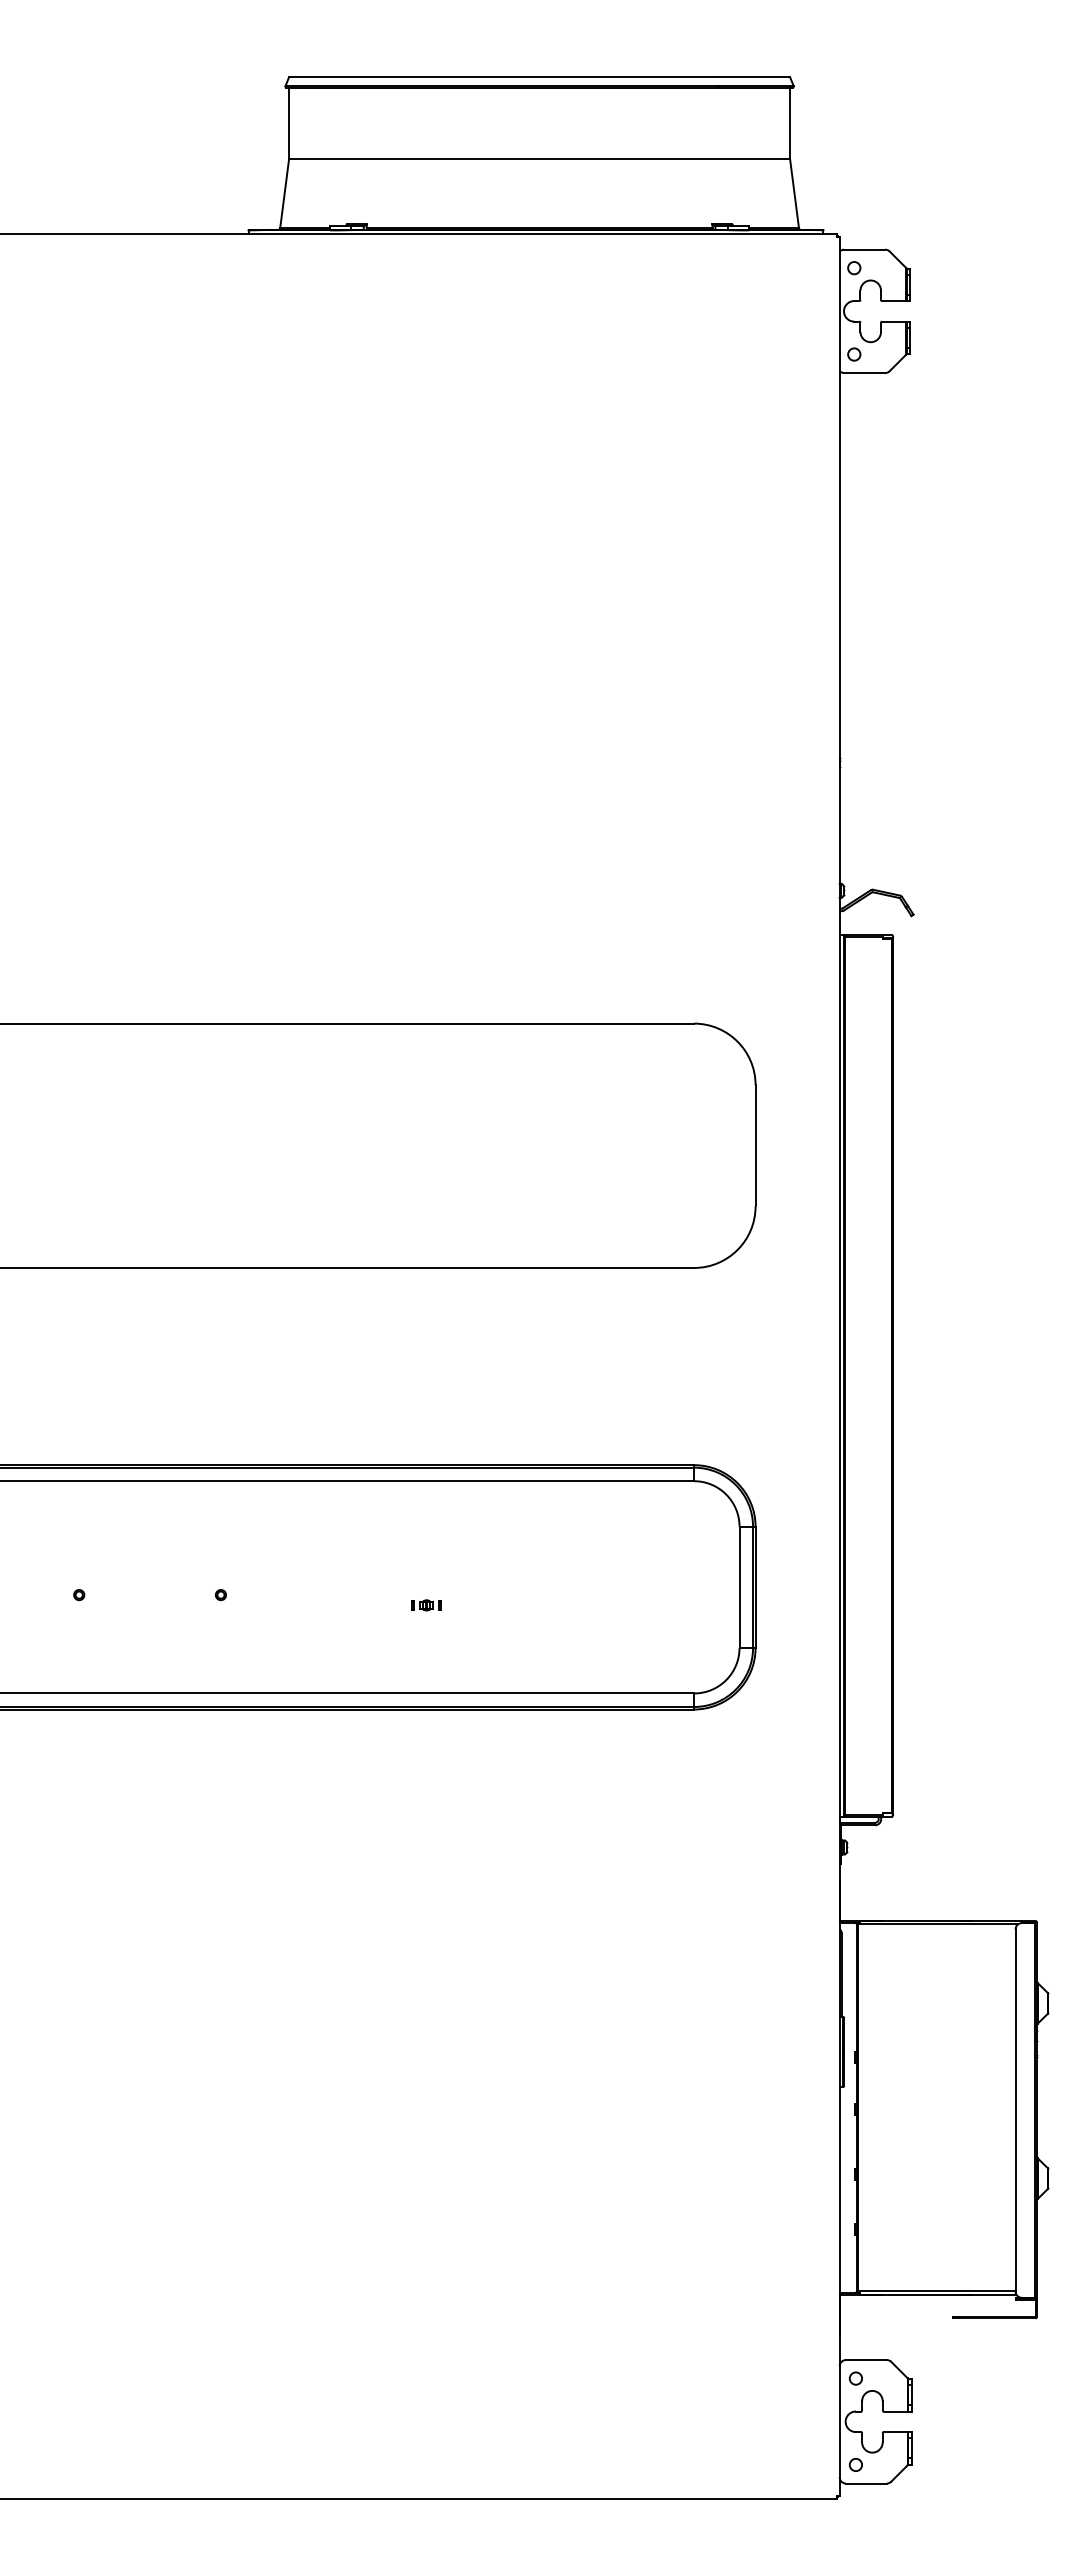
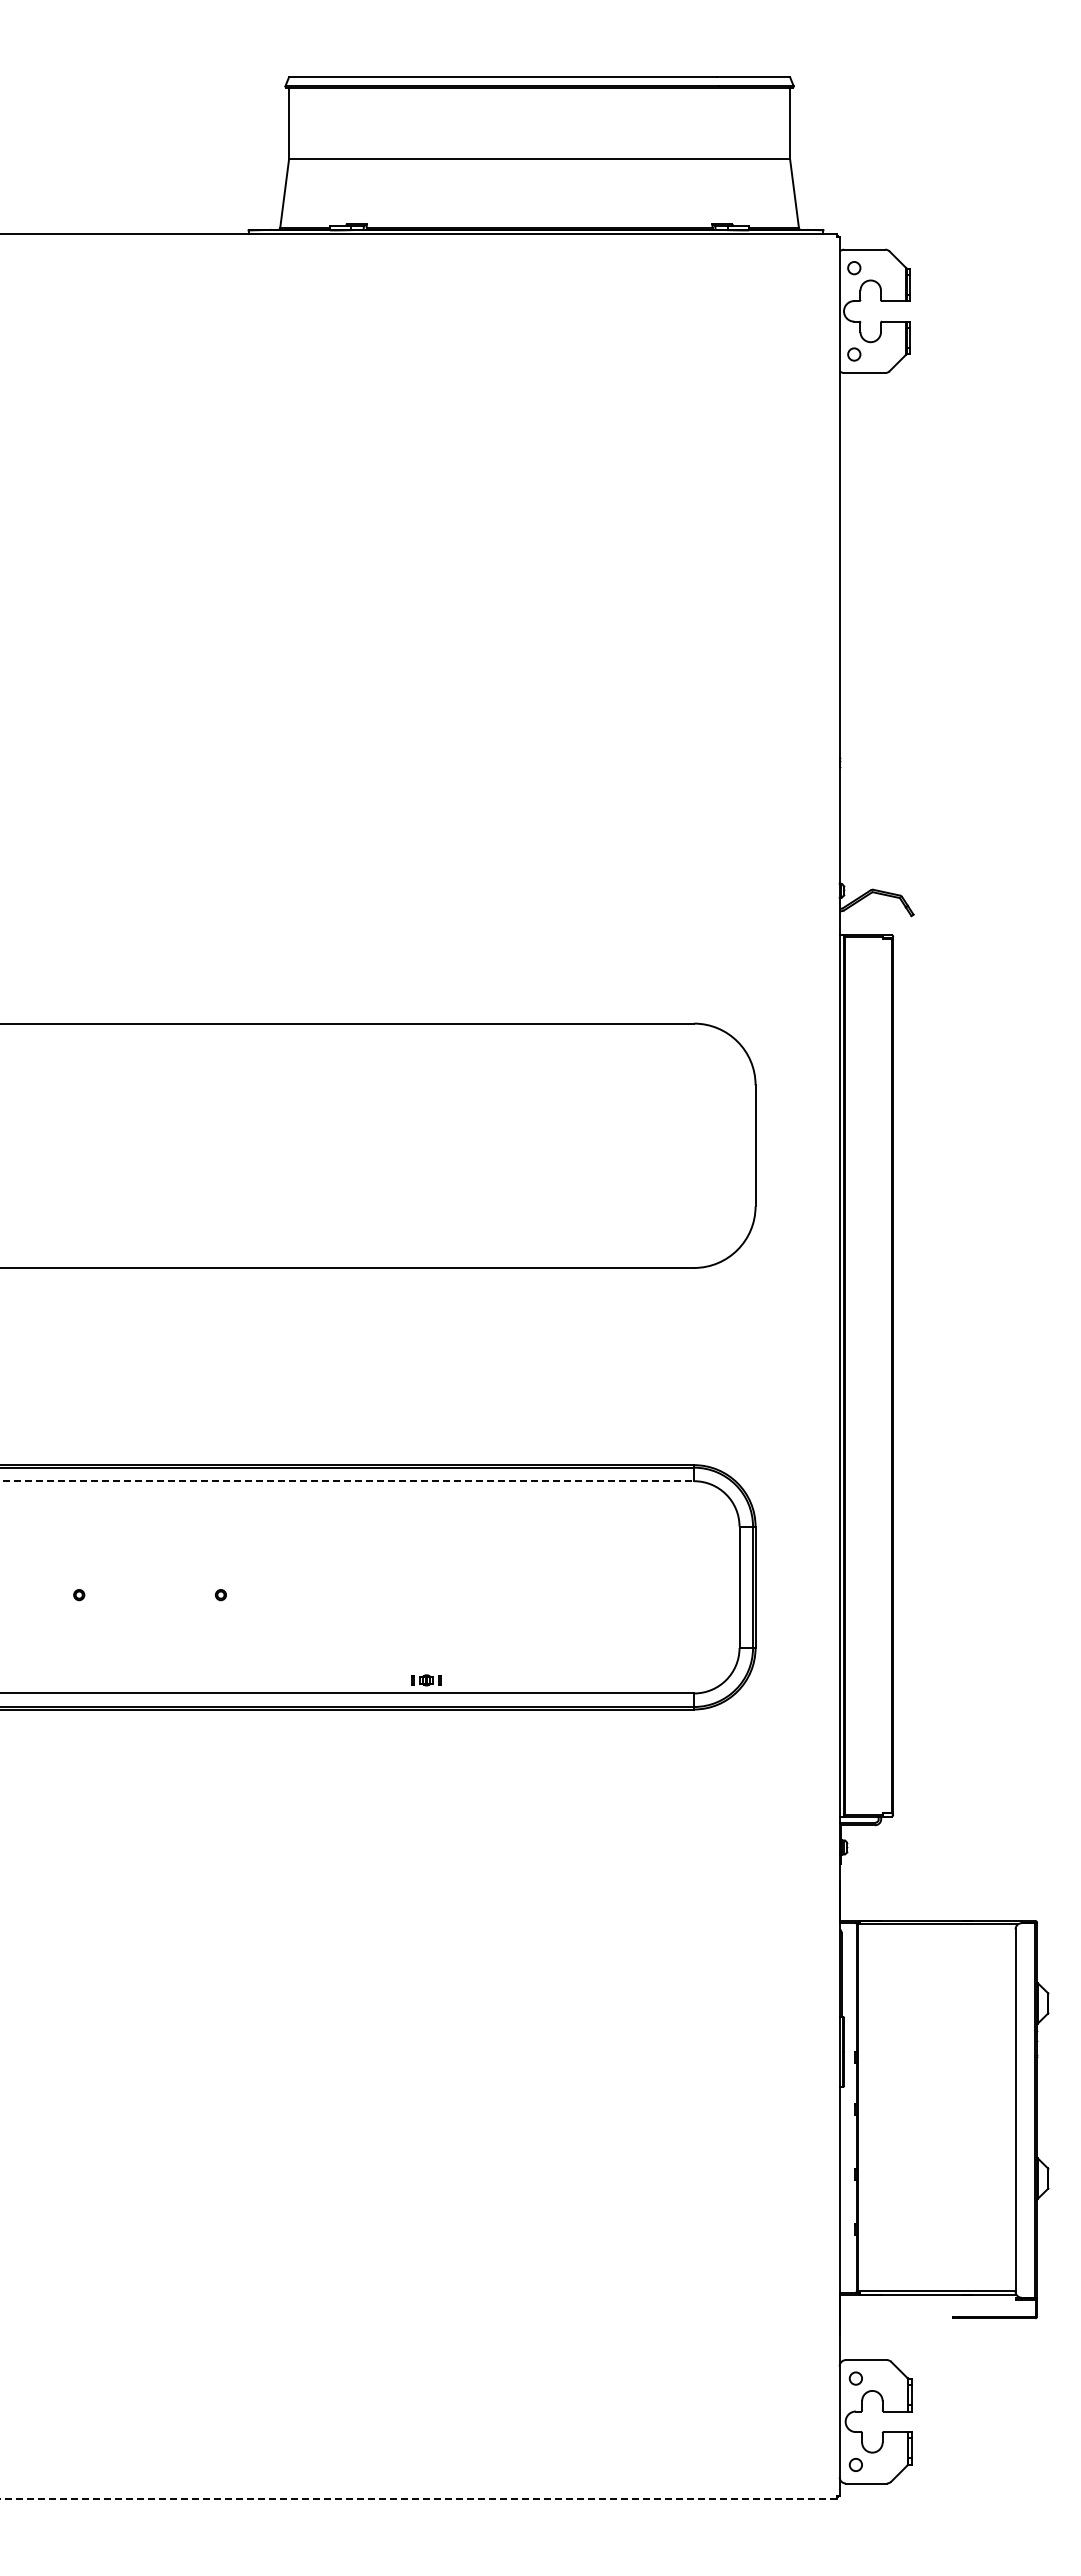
line: solid -> dashed (347, 1481)
part position: (426, 1605) -> (426, 1680) (426, 1680)
line: solid -> dashed (418, 2498)
